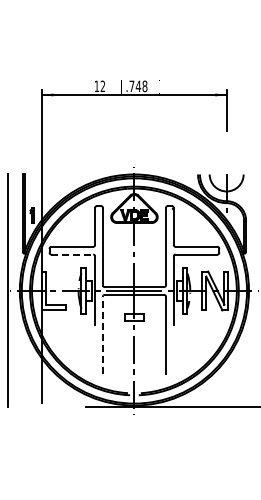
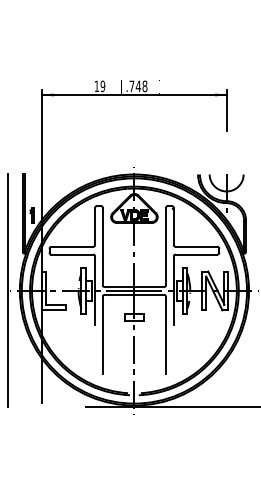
text: 12 -> 19 (102, 86)
line: dashed -> solid (72, 254)
line: dashed -> solid (102, 334)
